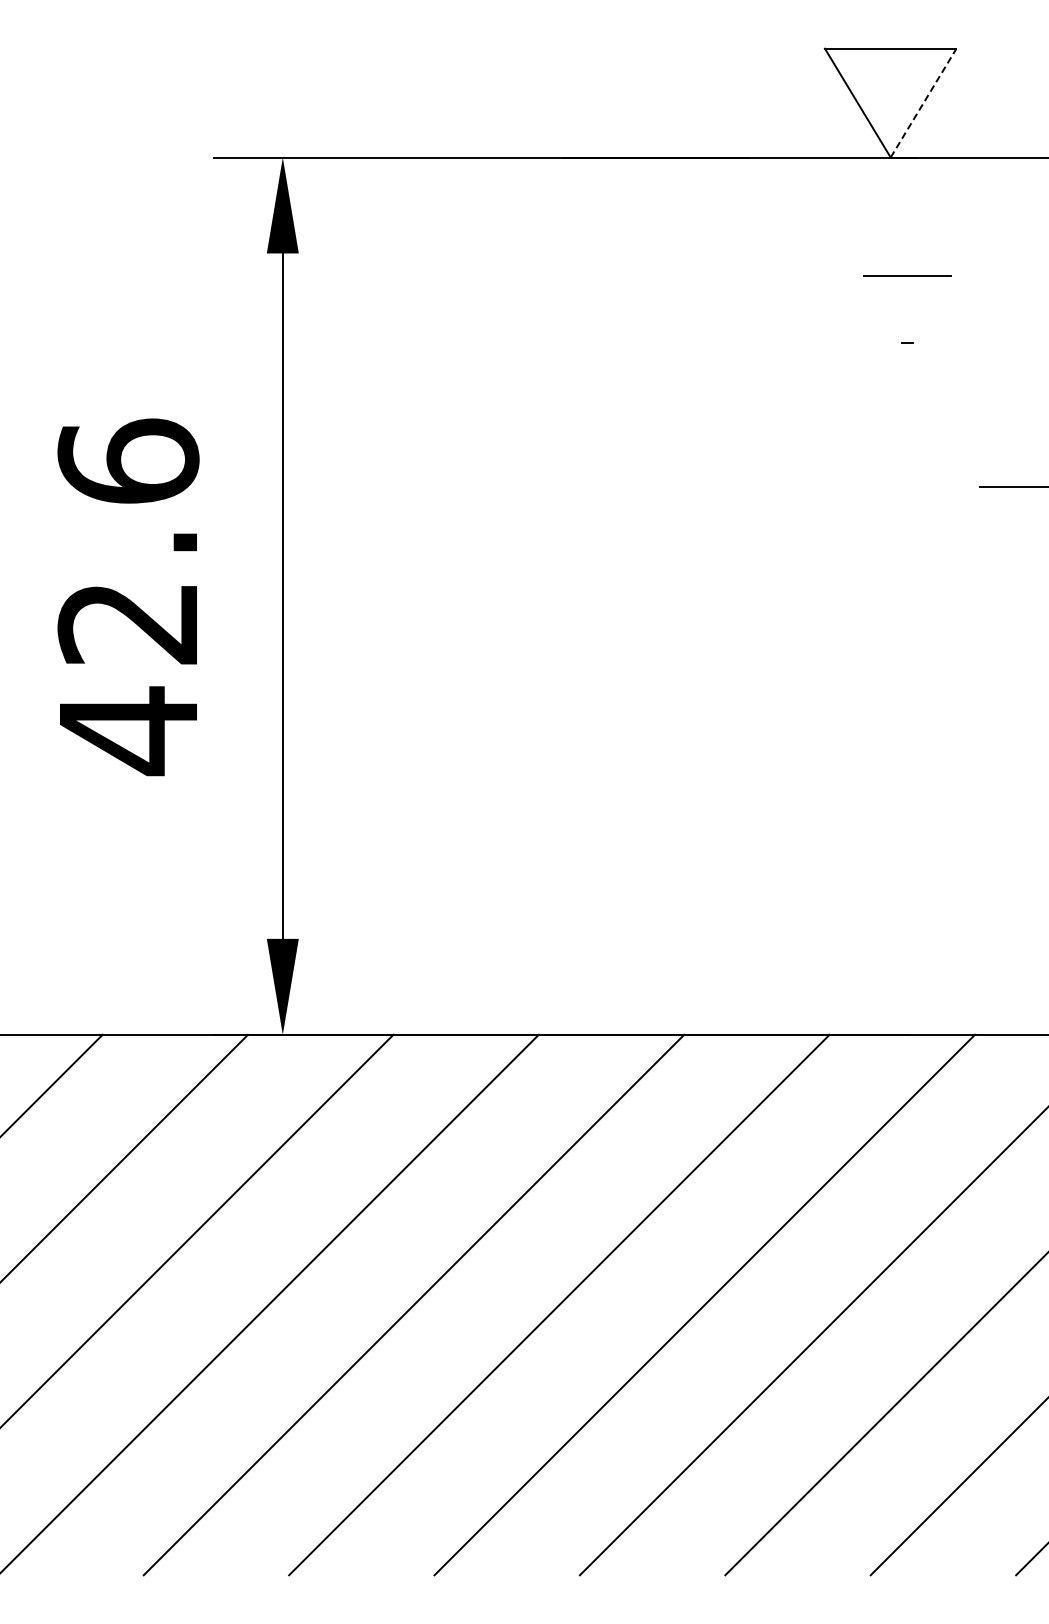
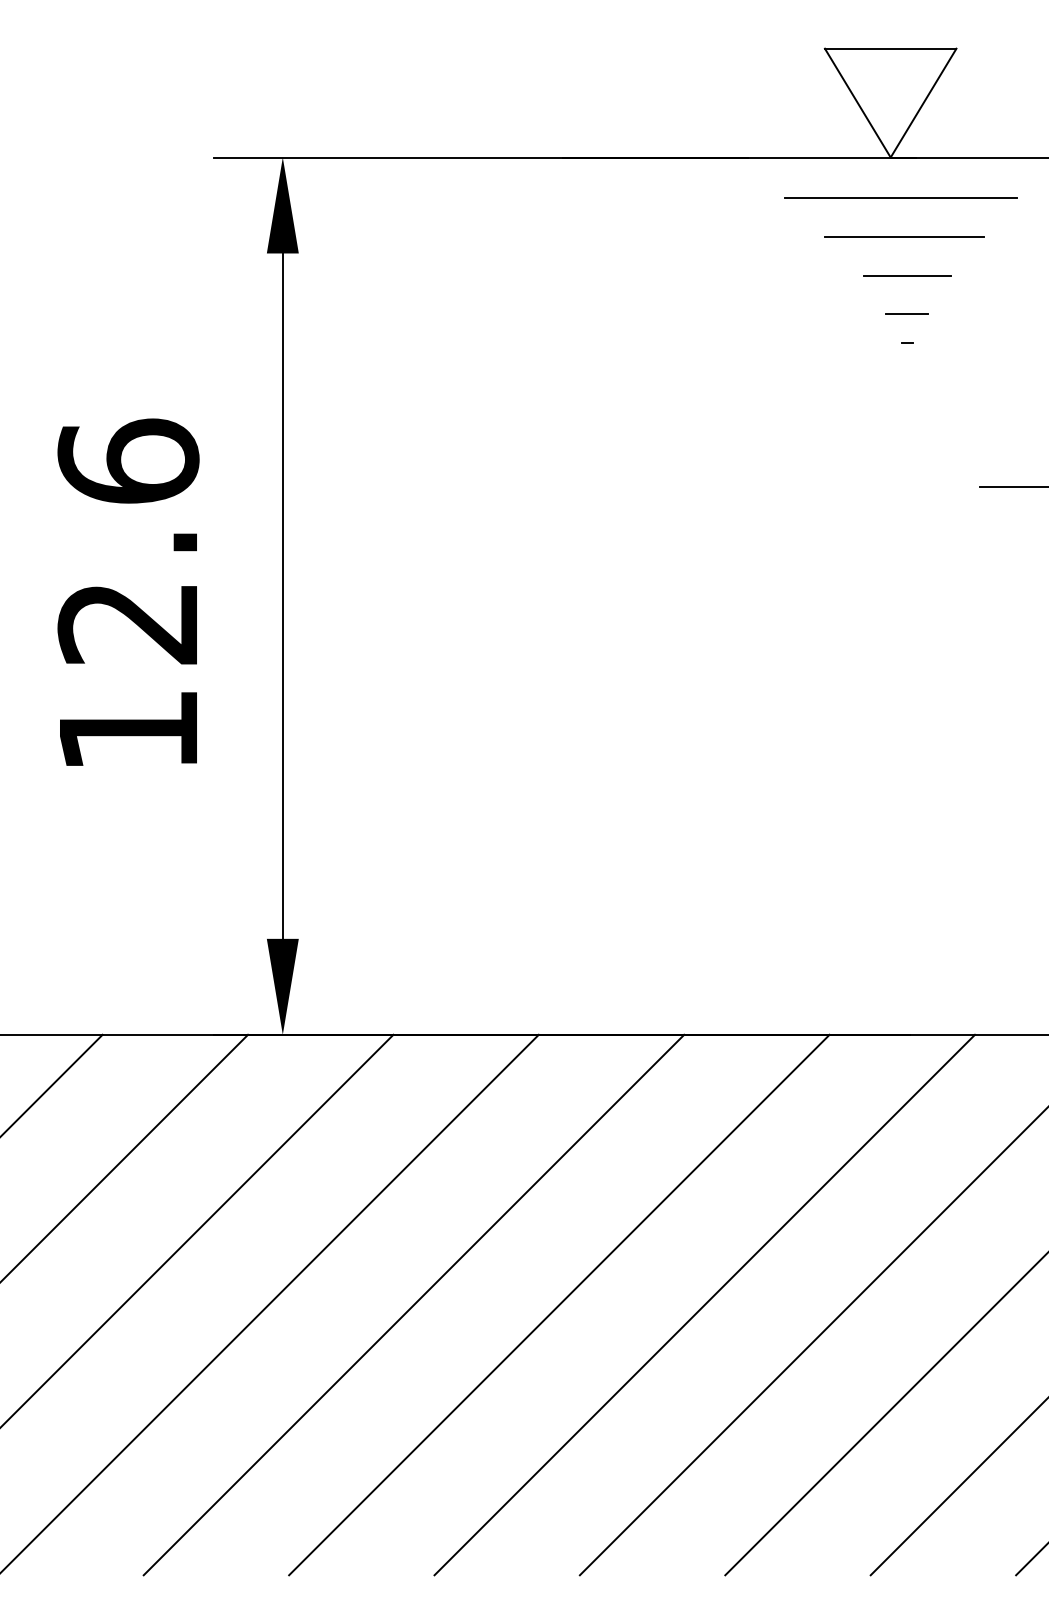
line: dashed -> solid (923, 103)
line: none -> present (900, 197)
line: none -> present (904, 236)
line: none -> present (906, 313)
text: 42.6 -> 12.6 (128, 731)
